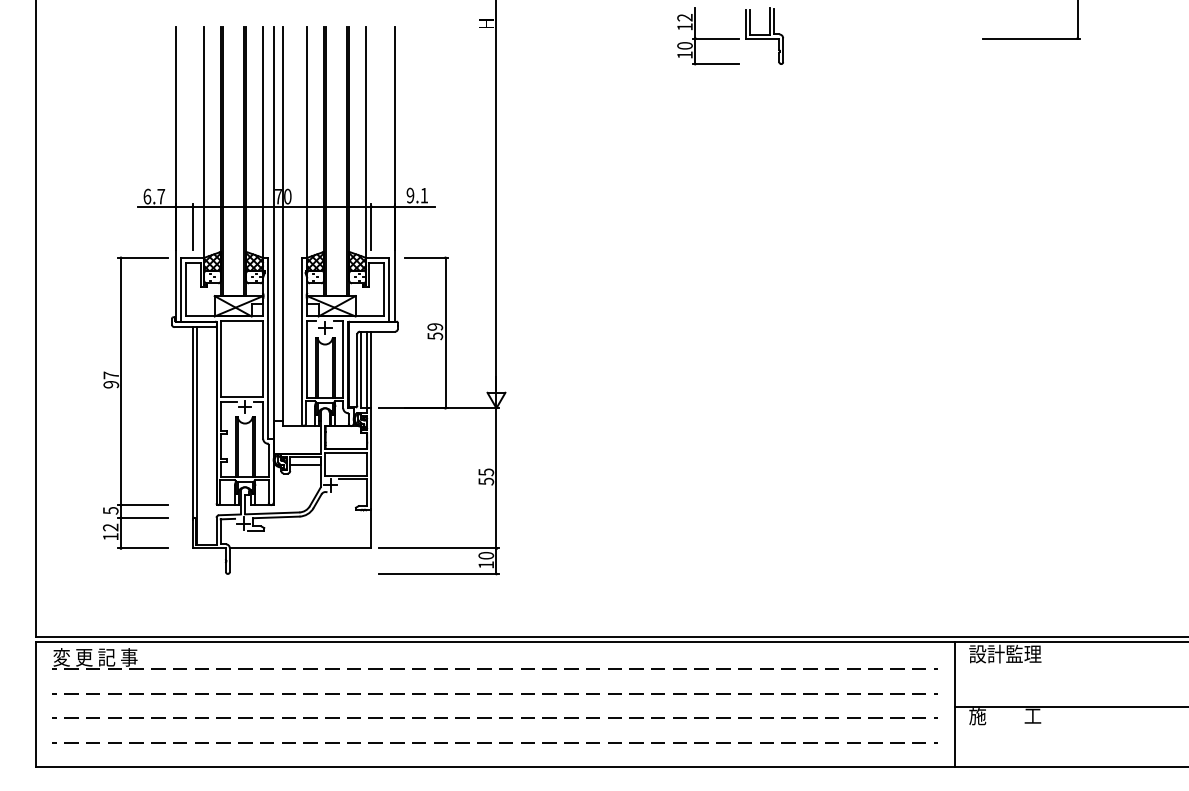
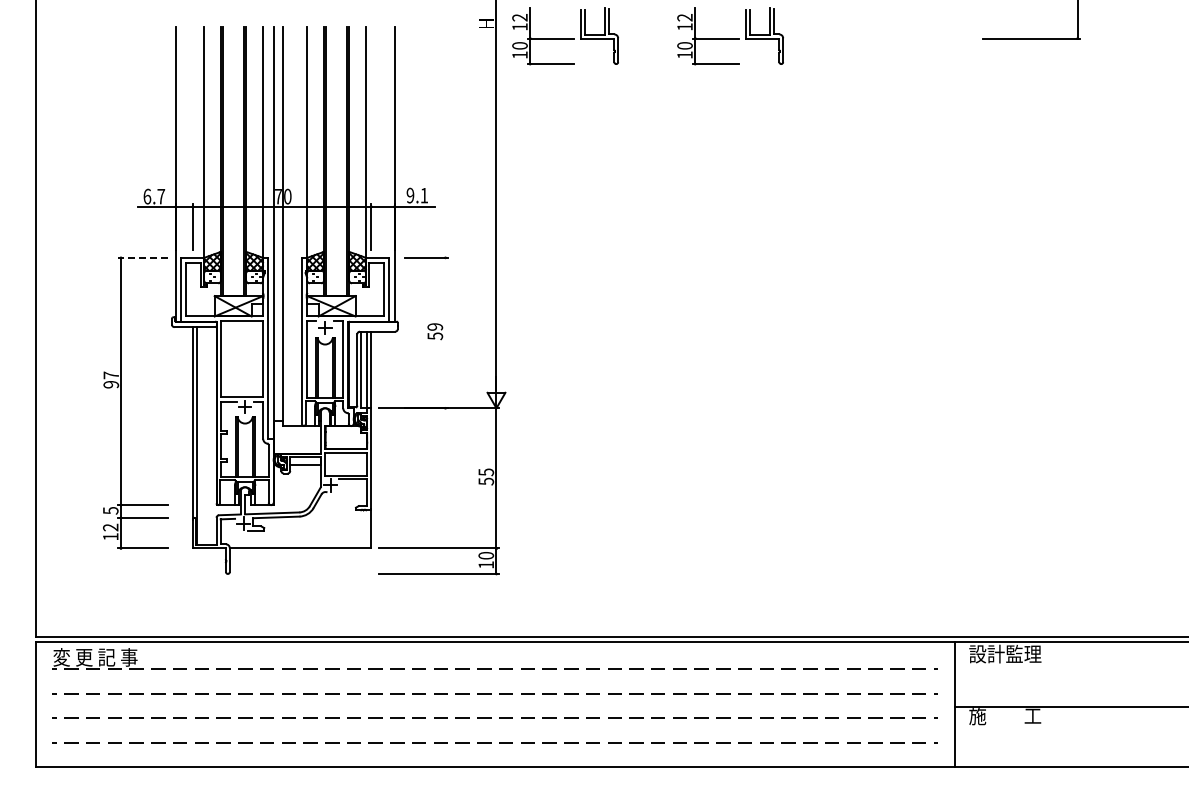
part: none -> present (565, 36)
line: solid -> dashed (143, 257)
line: present -> none (445, 332)
